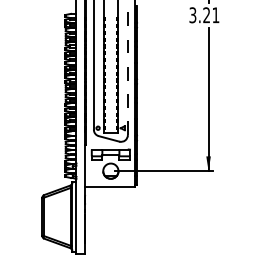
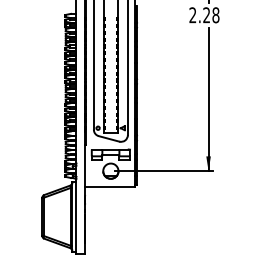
text: 3.21 -> 2.28 (204, 15)
line: dashed -> solid (127, 67)
